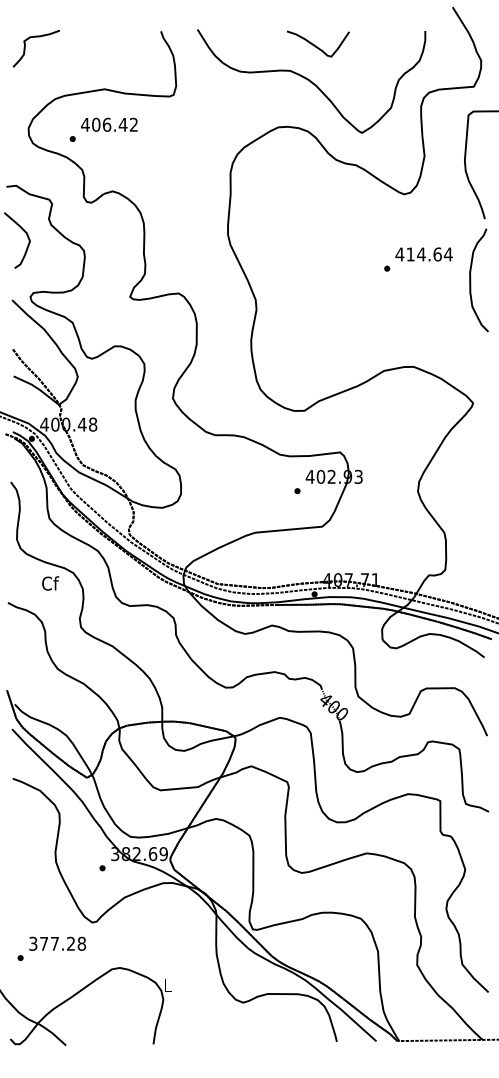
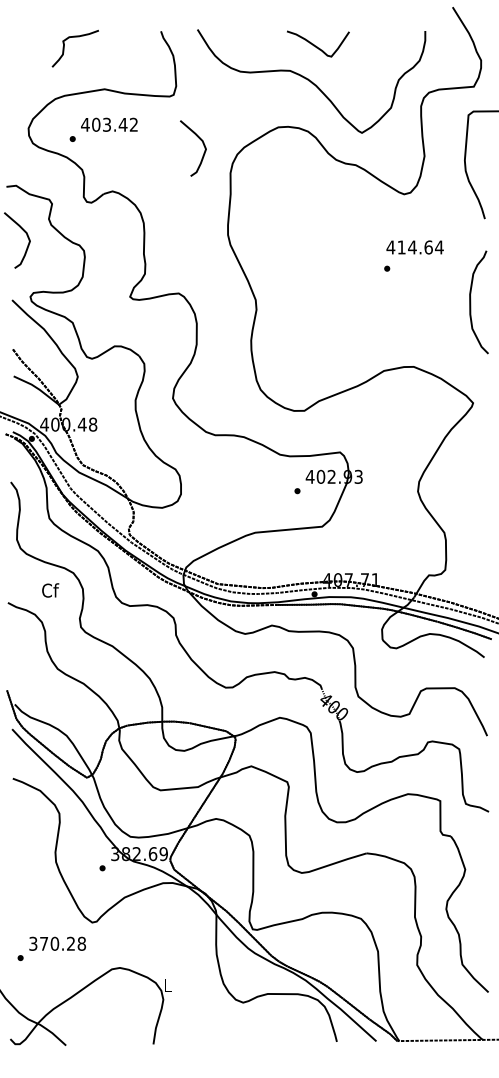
curve position: (25, 48) -> (64, 48) (64, 48)
text: 406.42 -> 403.42 (106, 124)
curve: none -> present (203, 146)
text position: (423, 254) -> (414, 247) (414, 247)
curve position: (471, 280) -> (471, 302) (471, 302)
text position: (50, 583) -> (50, 590) (50, 590)
text: 377.28 -> 370.28 (54, 943)
